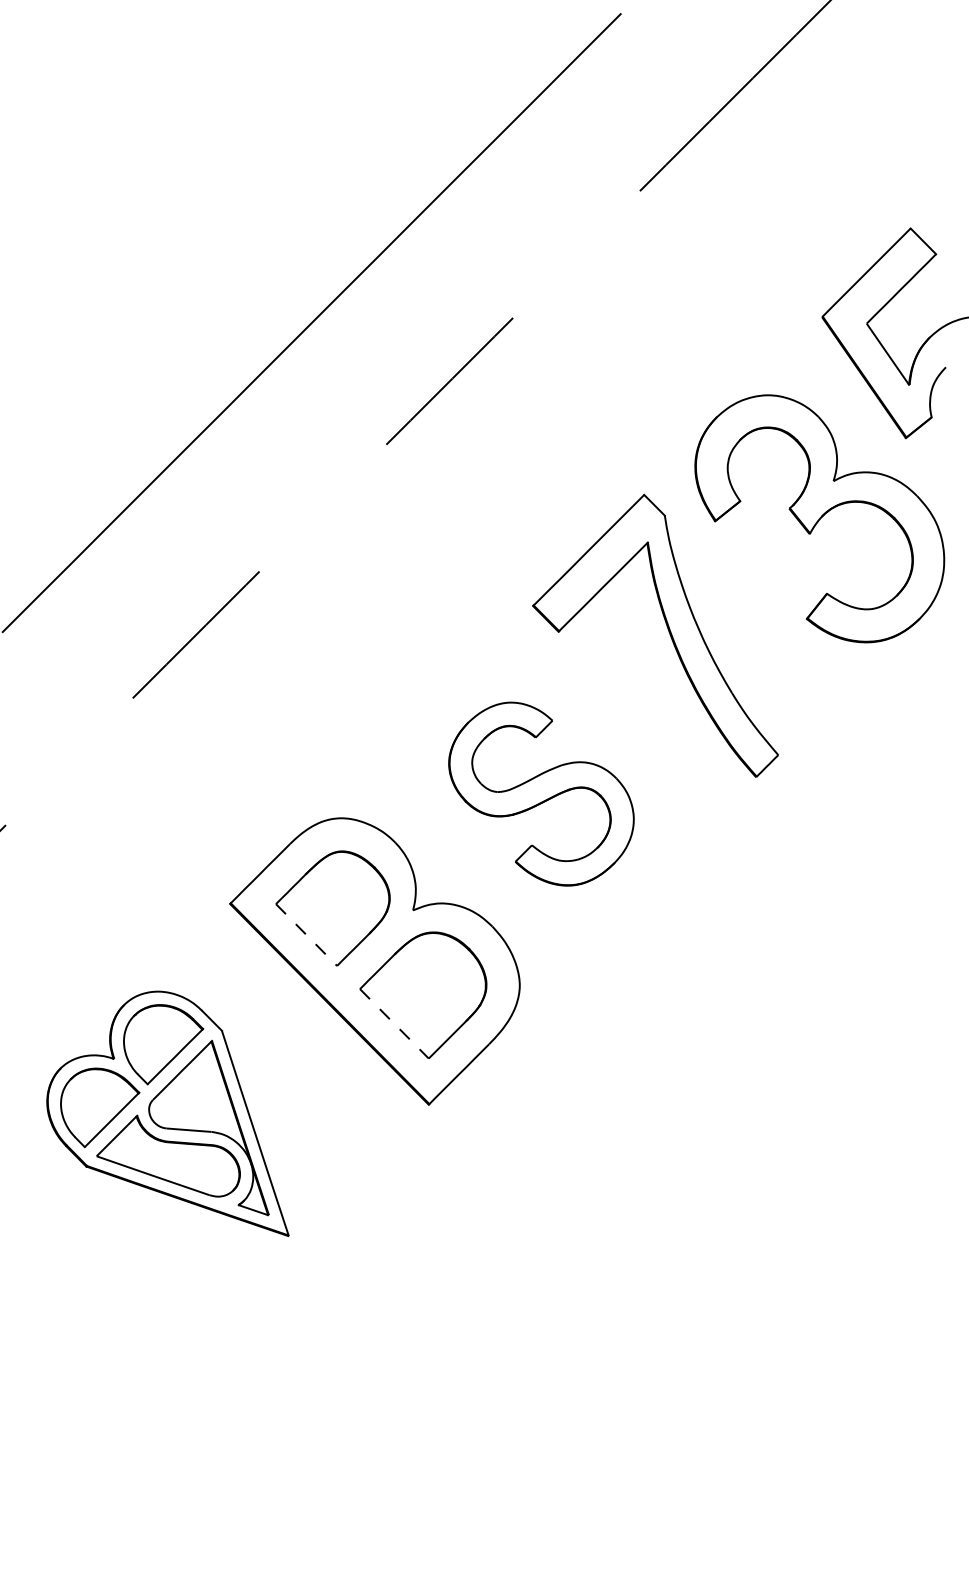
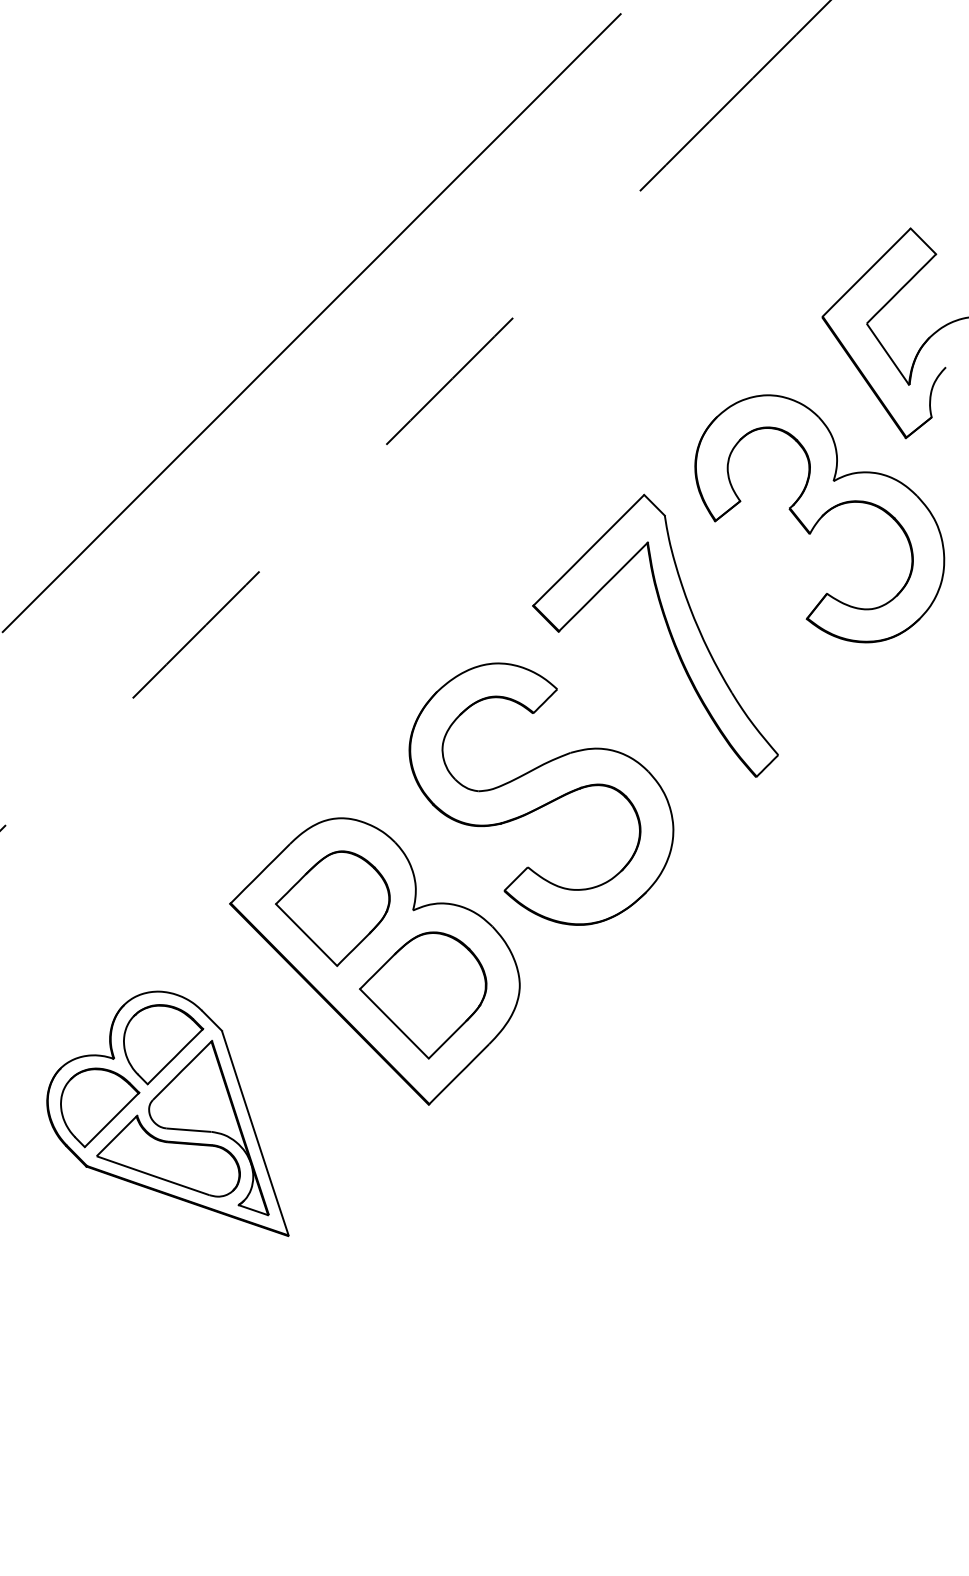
part size: 187x186 px -> 267x264 px (541, 793)
line: dashed -> solid (306, 935)
line: dashed -> solid (394, 1023)
